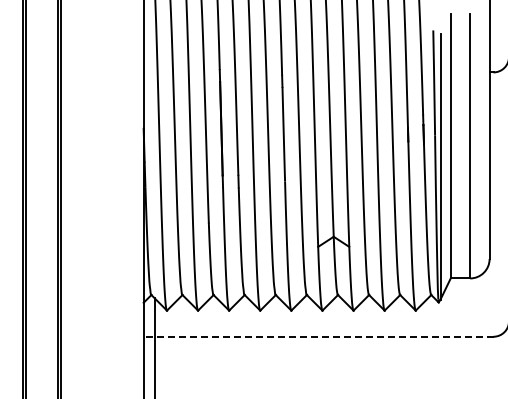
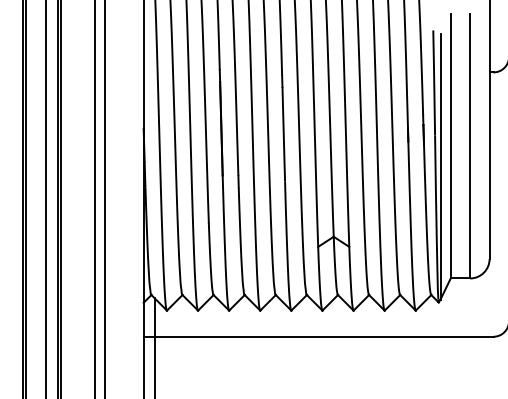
line: none -> present (46, 198)
line: none -> present (94, 198)
line: none -> present (104, 198)
line: dashed -> solid (318, 336)
